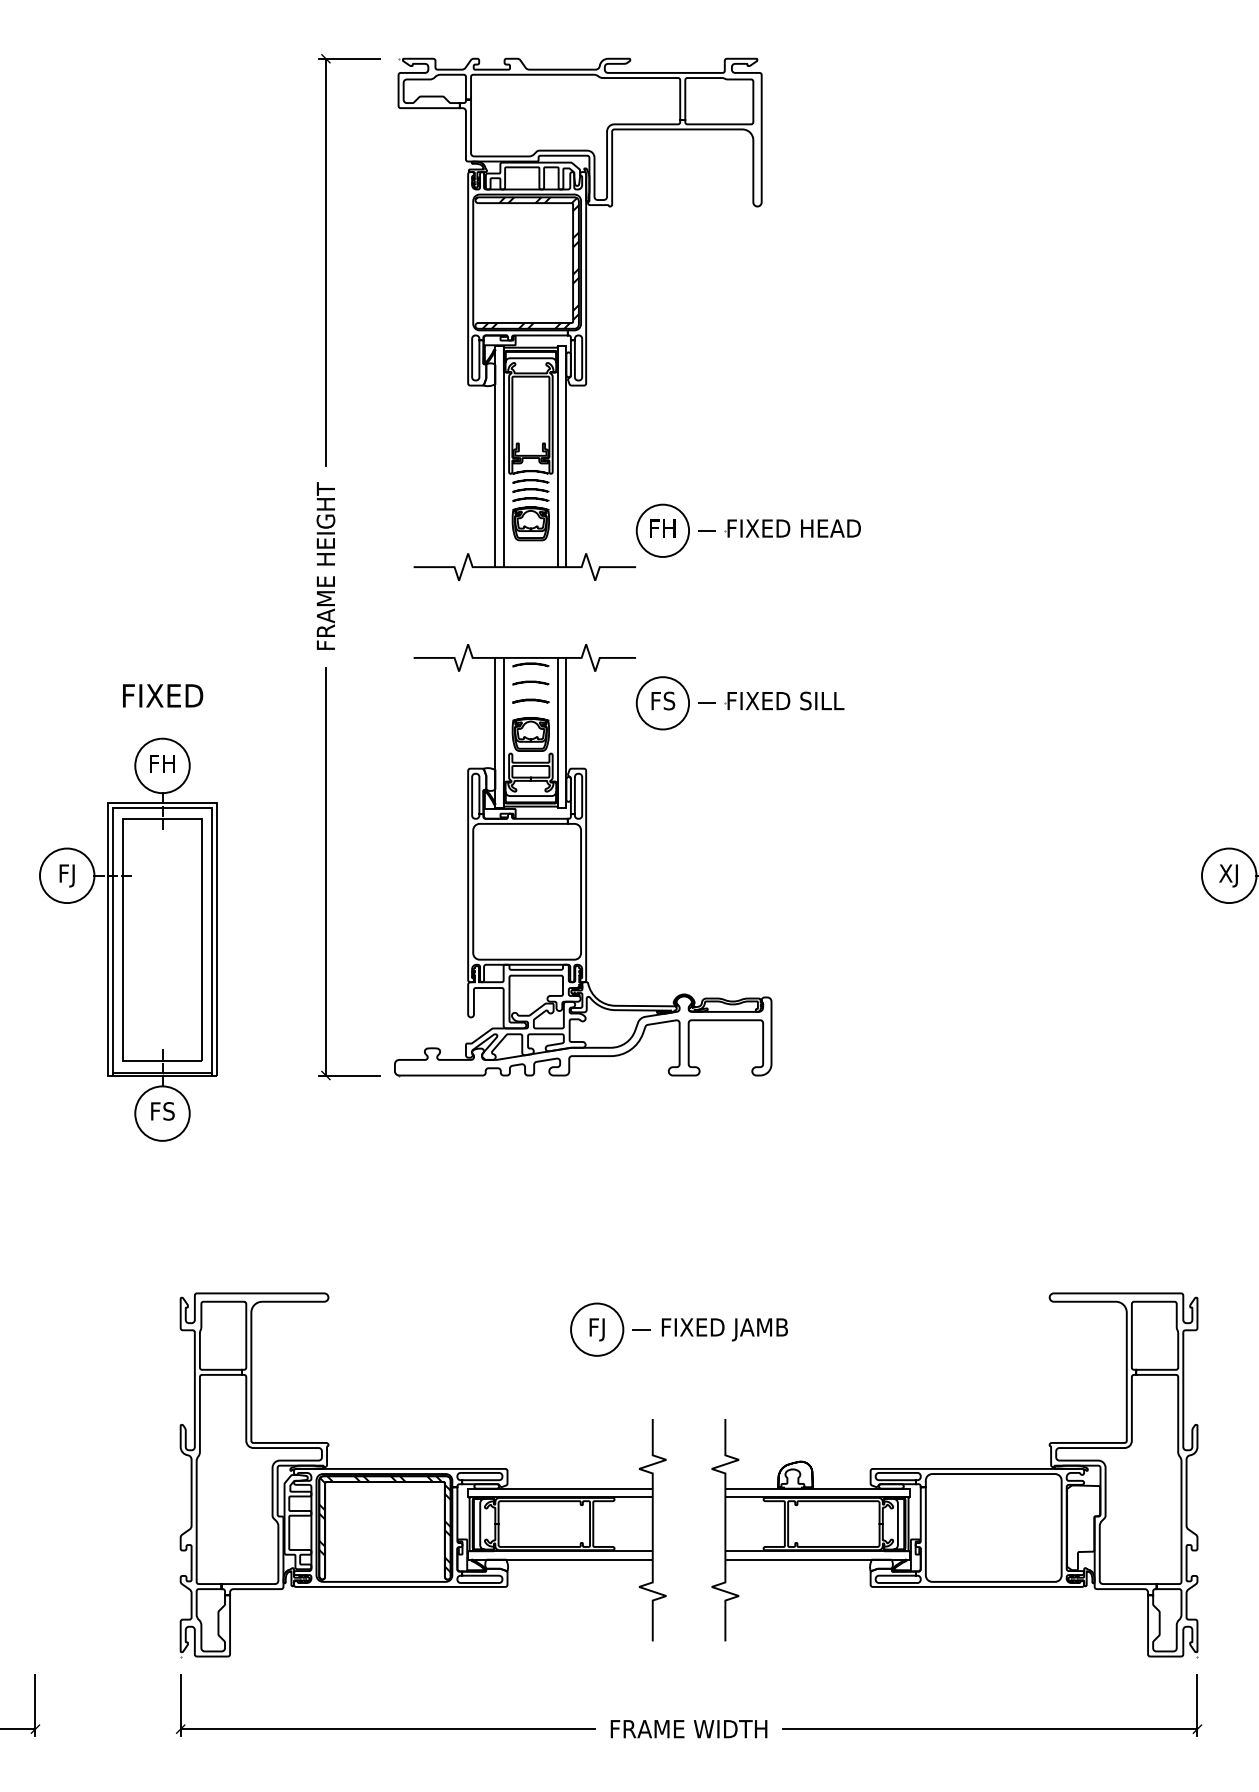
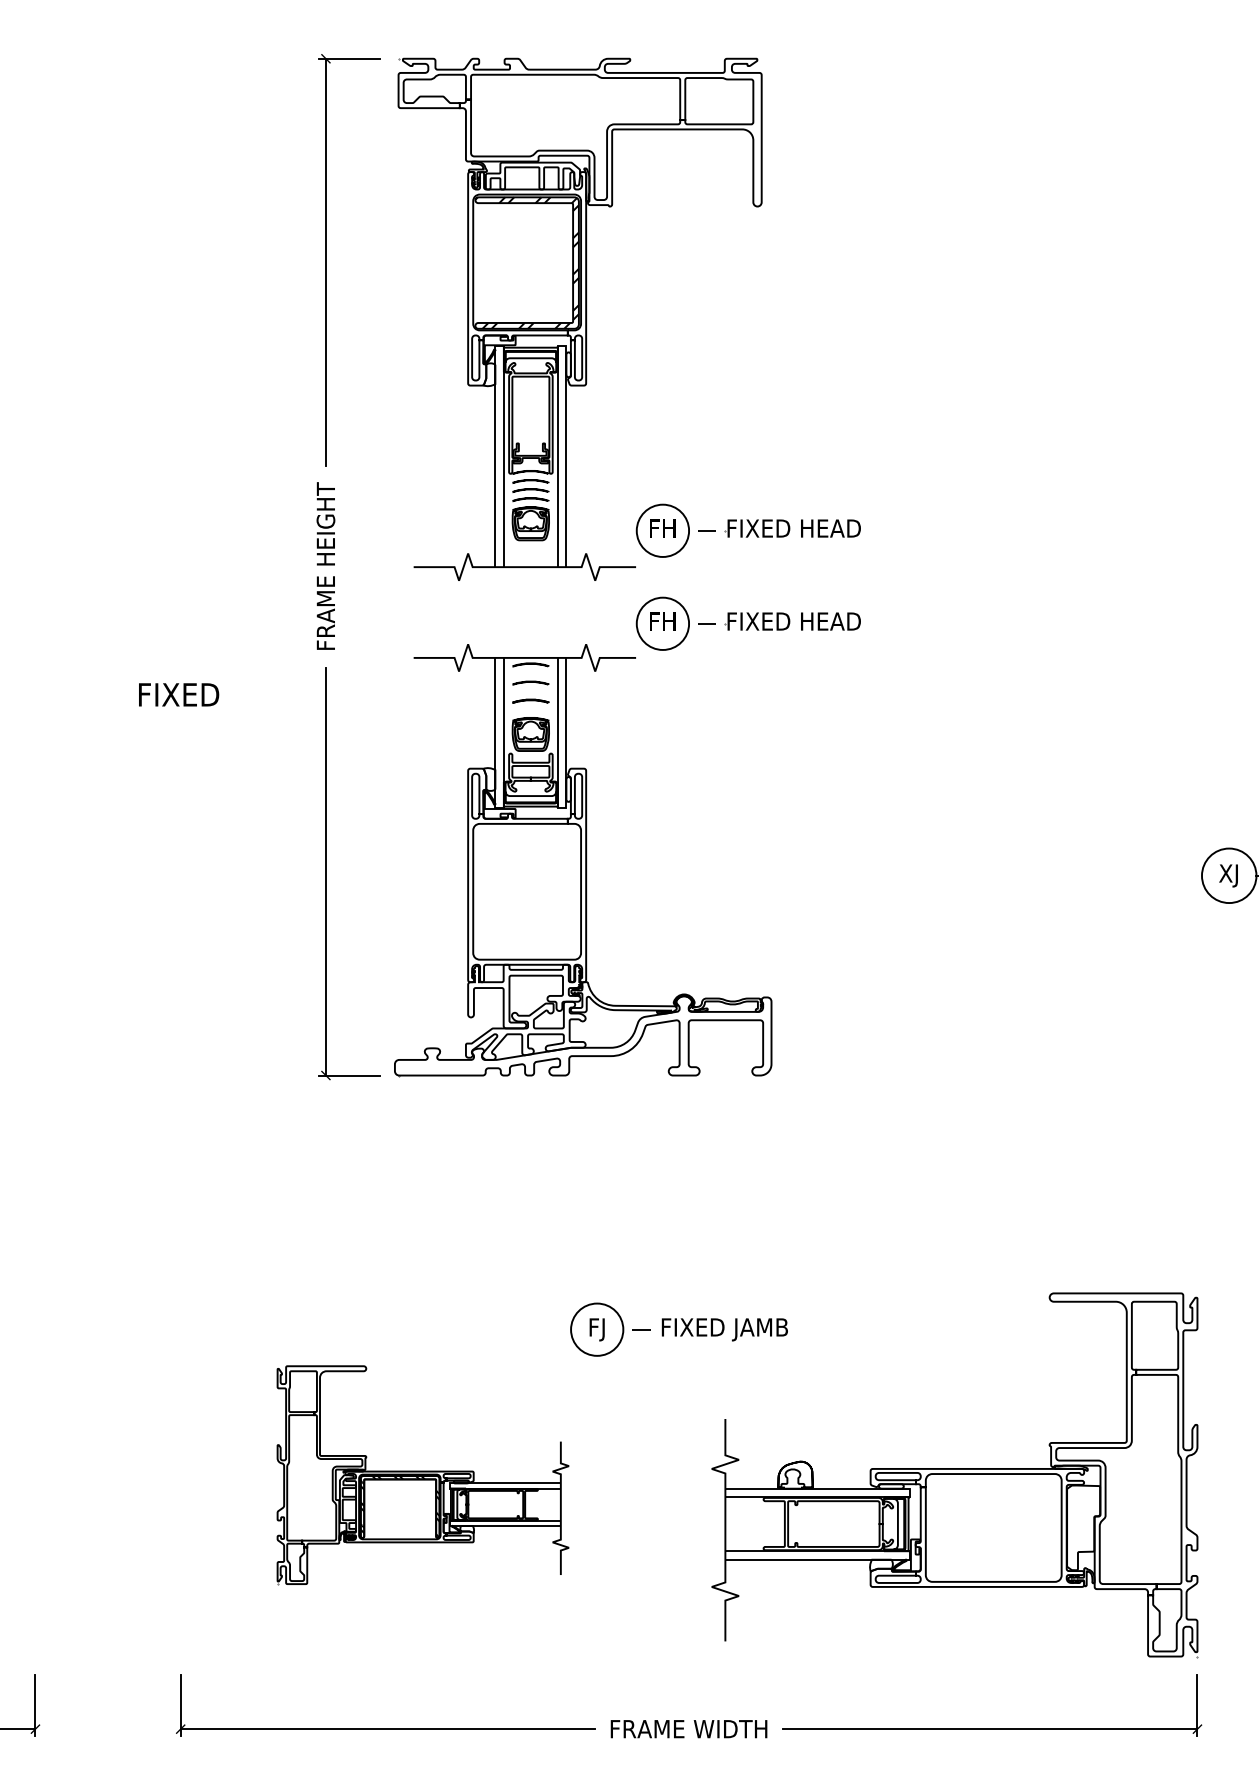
part: none -> present (747, 623)
text position: (163, 695) -> (179, 694) (179, 694)
part: present -> none (739, 703)
part: present -> none (128, 939)
part size: 488x367 px -> 294x221 px (422, 1475)
